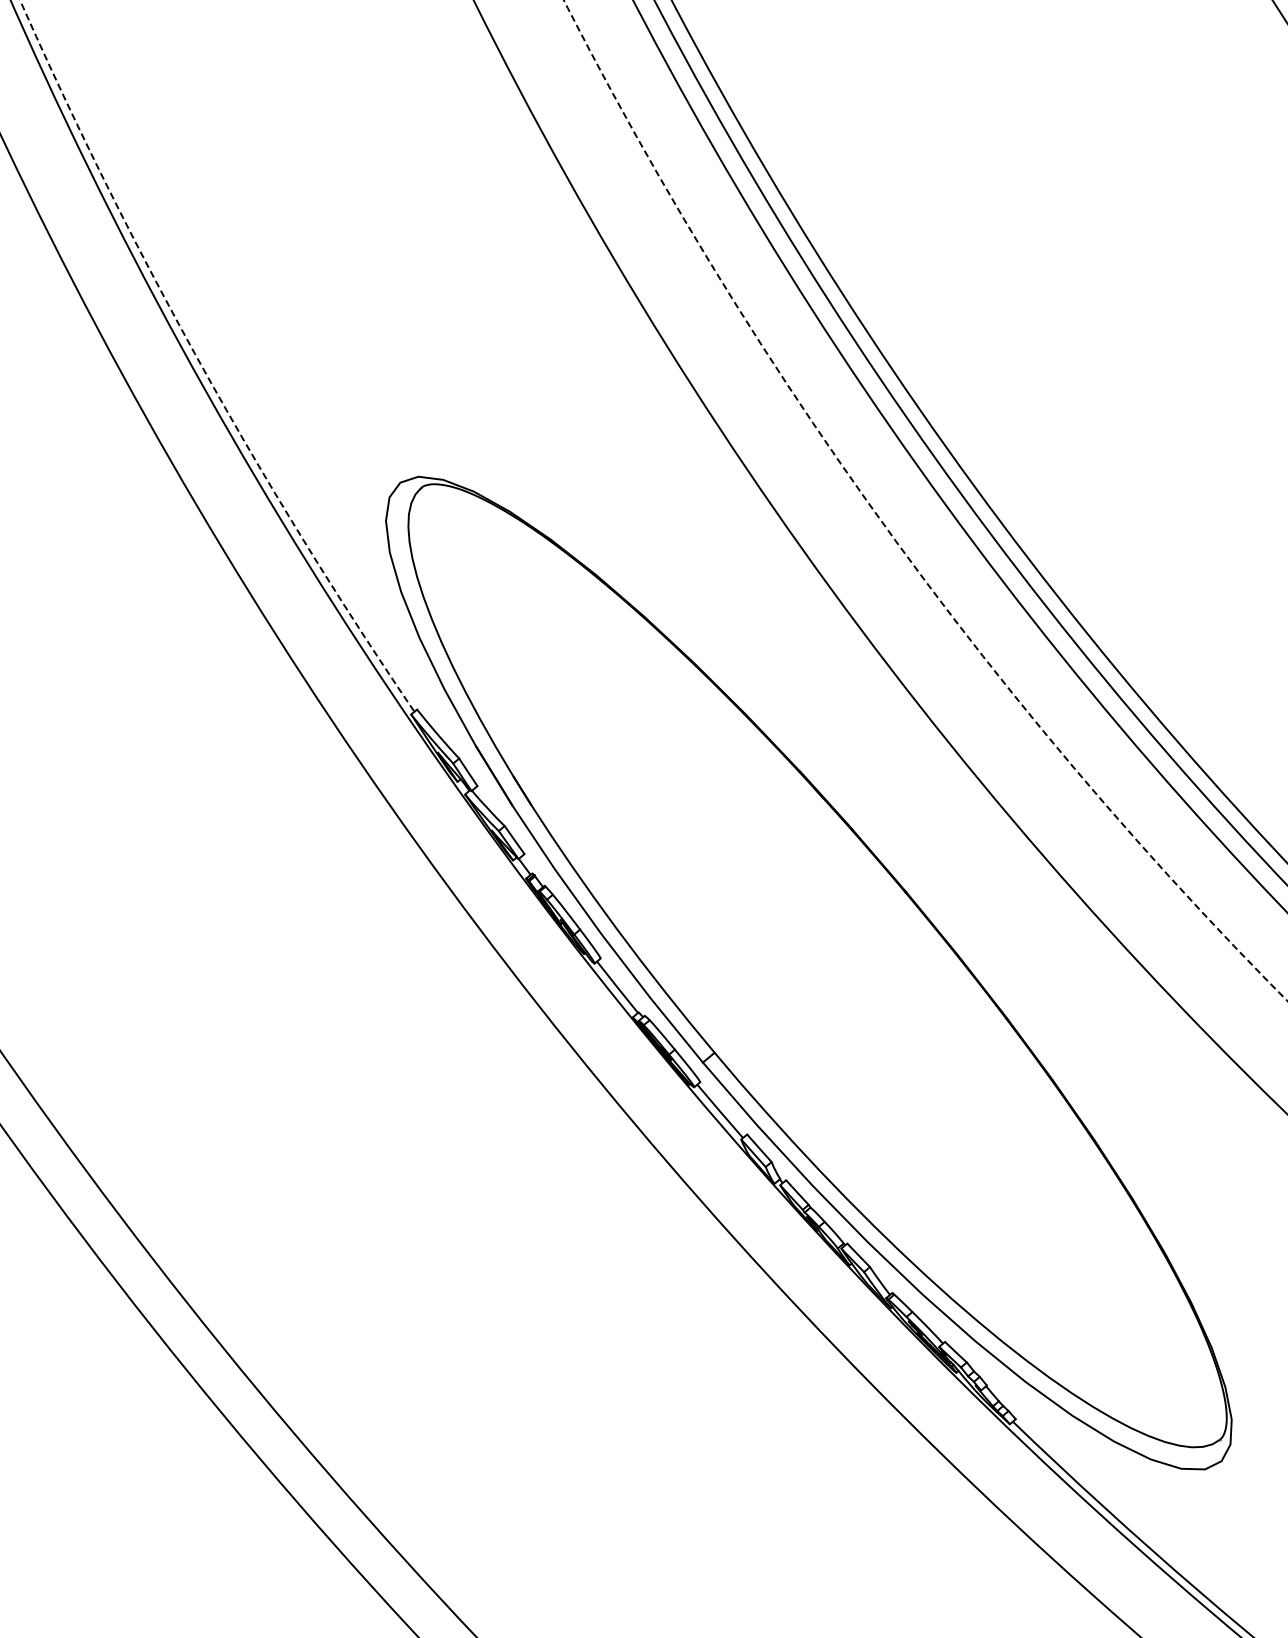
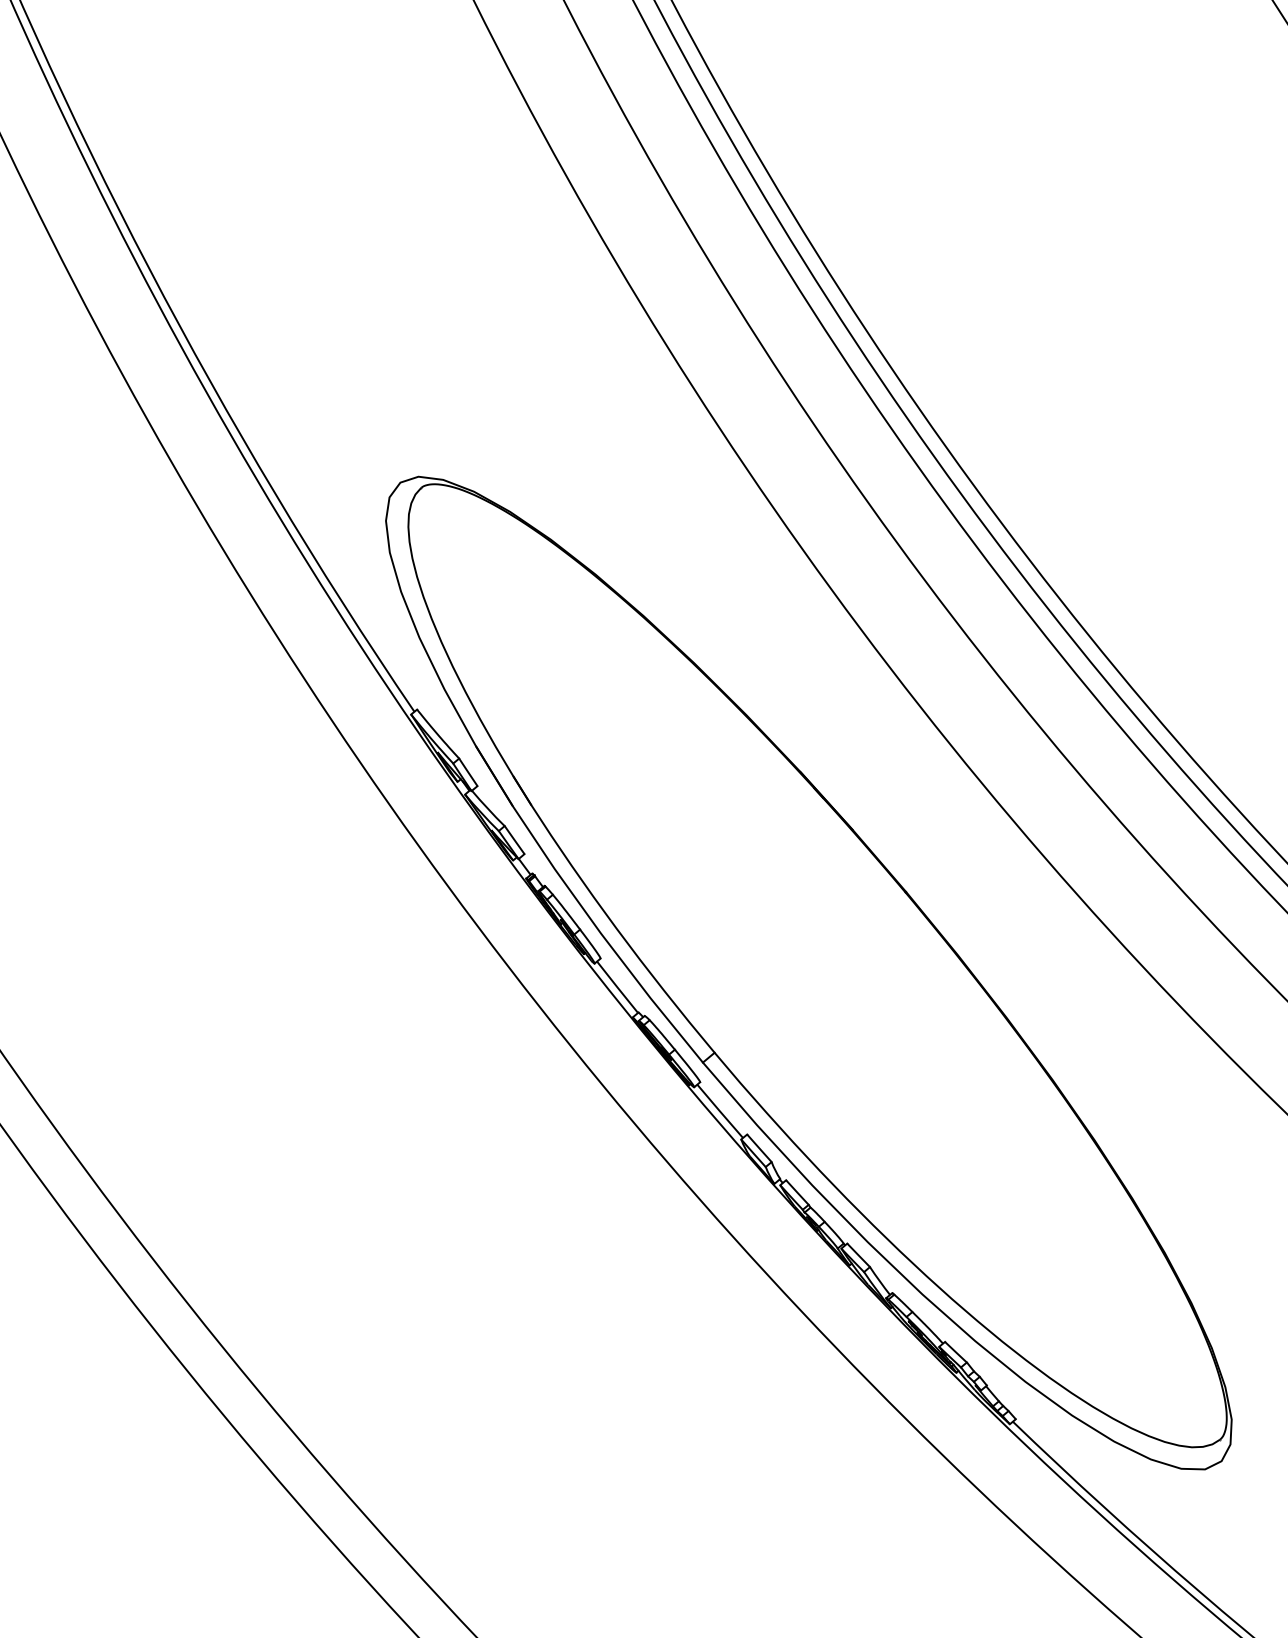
arc: dashed -> solid (200, 364)
circle: dashed -> solid (925, 500)
